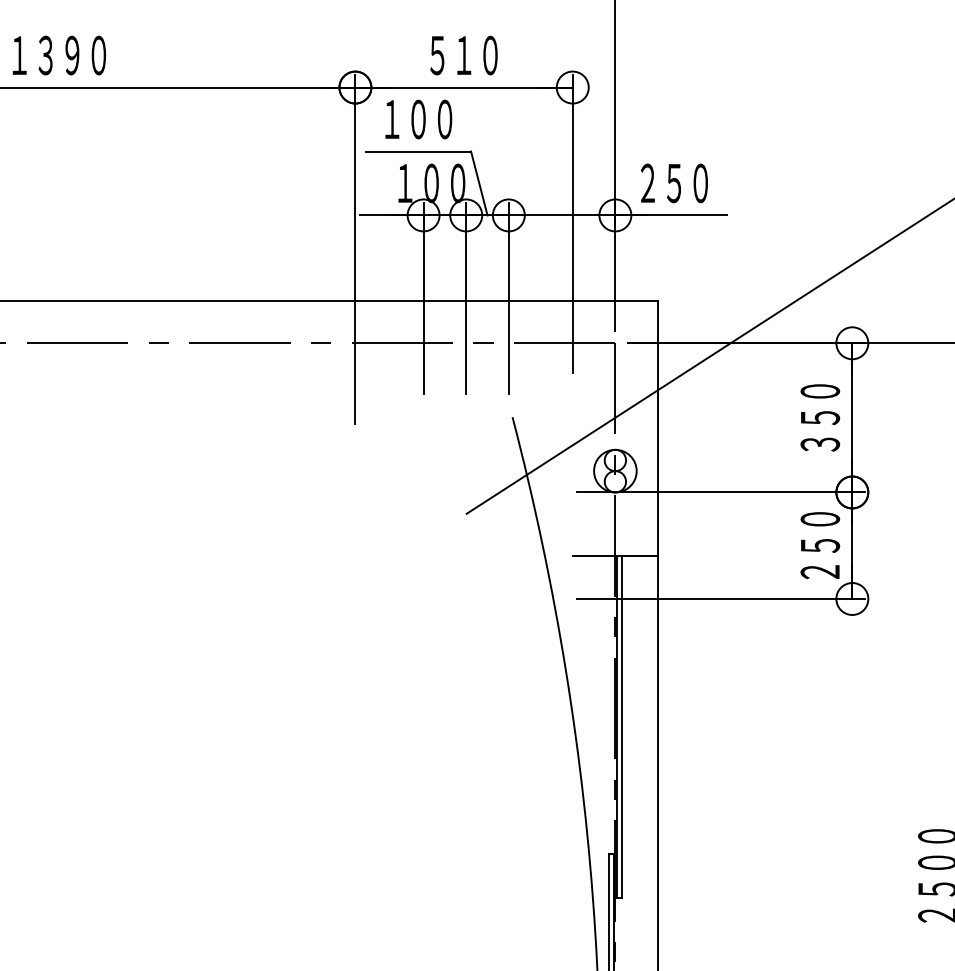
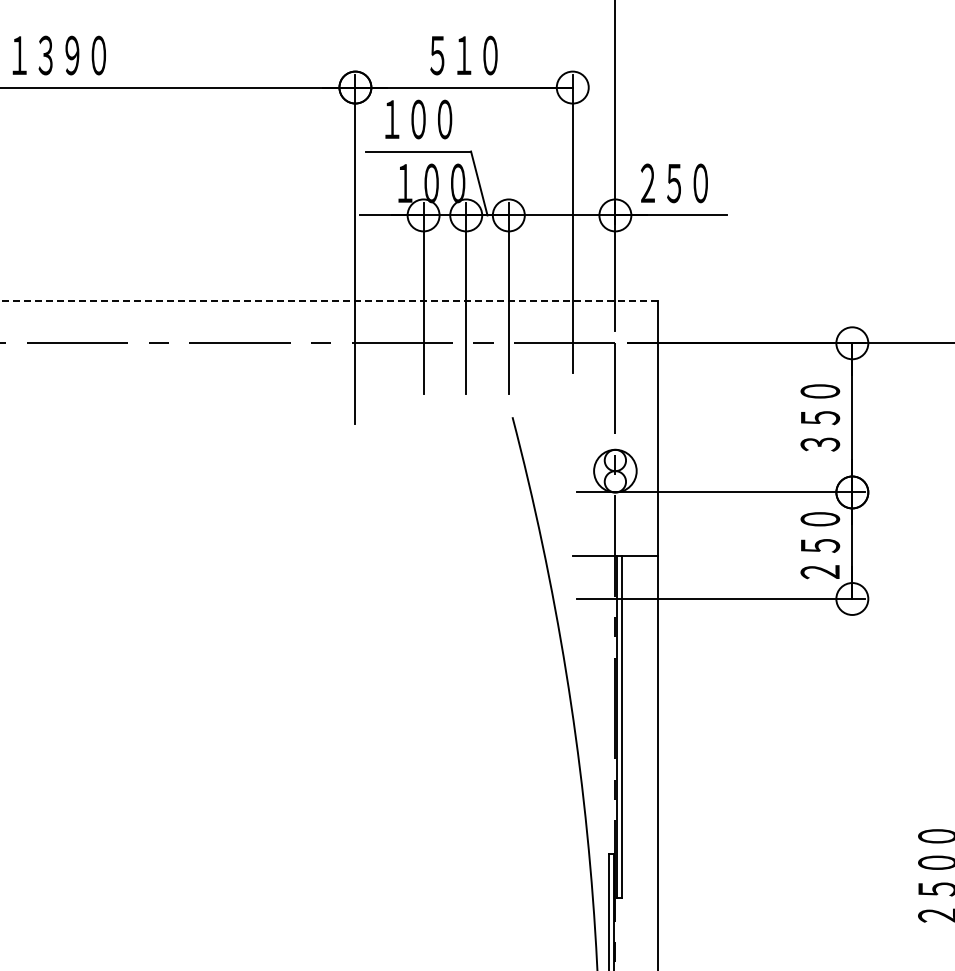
line: solid -> dashed (329, 300)
line: present -> none (708, 356)
